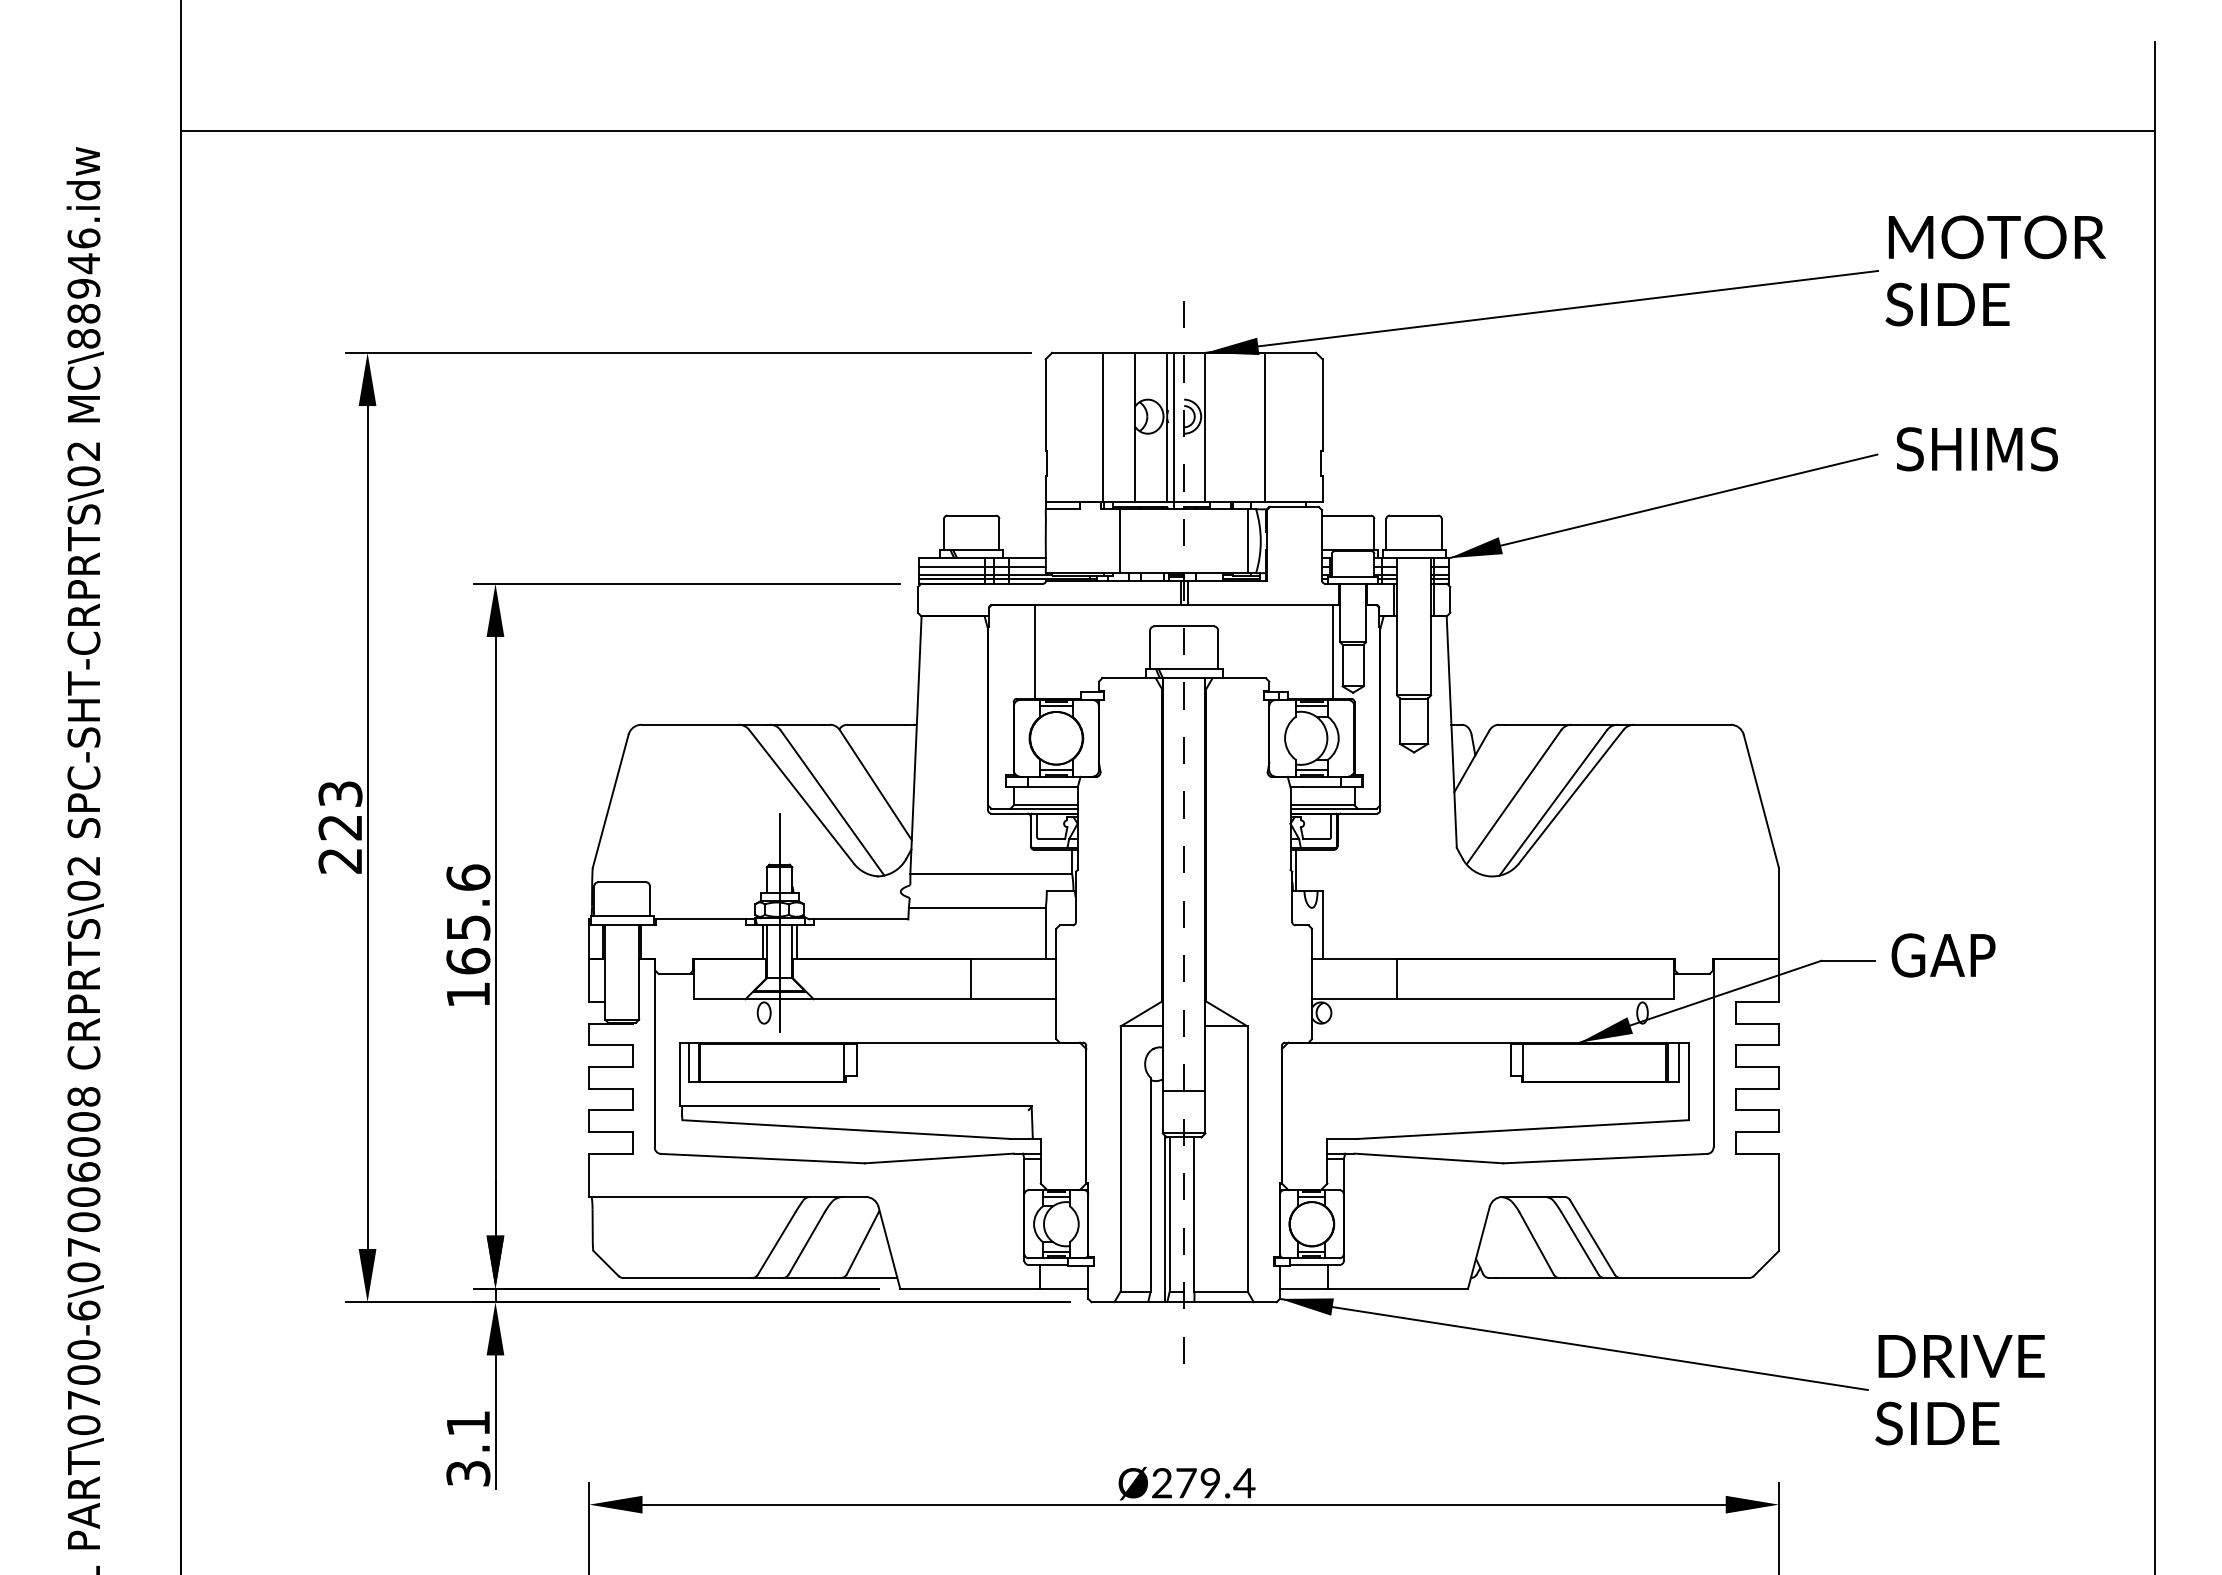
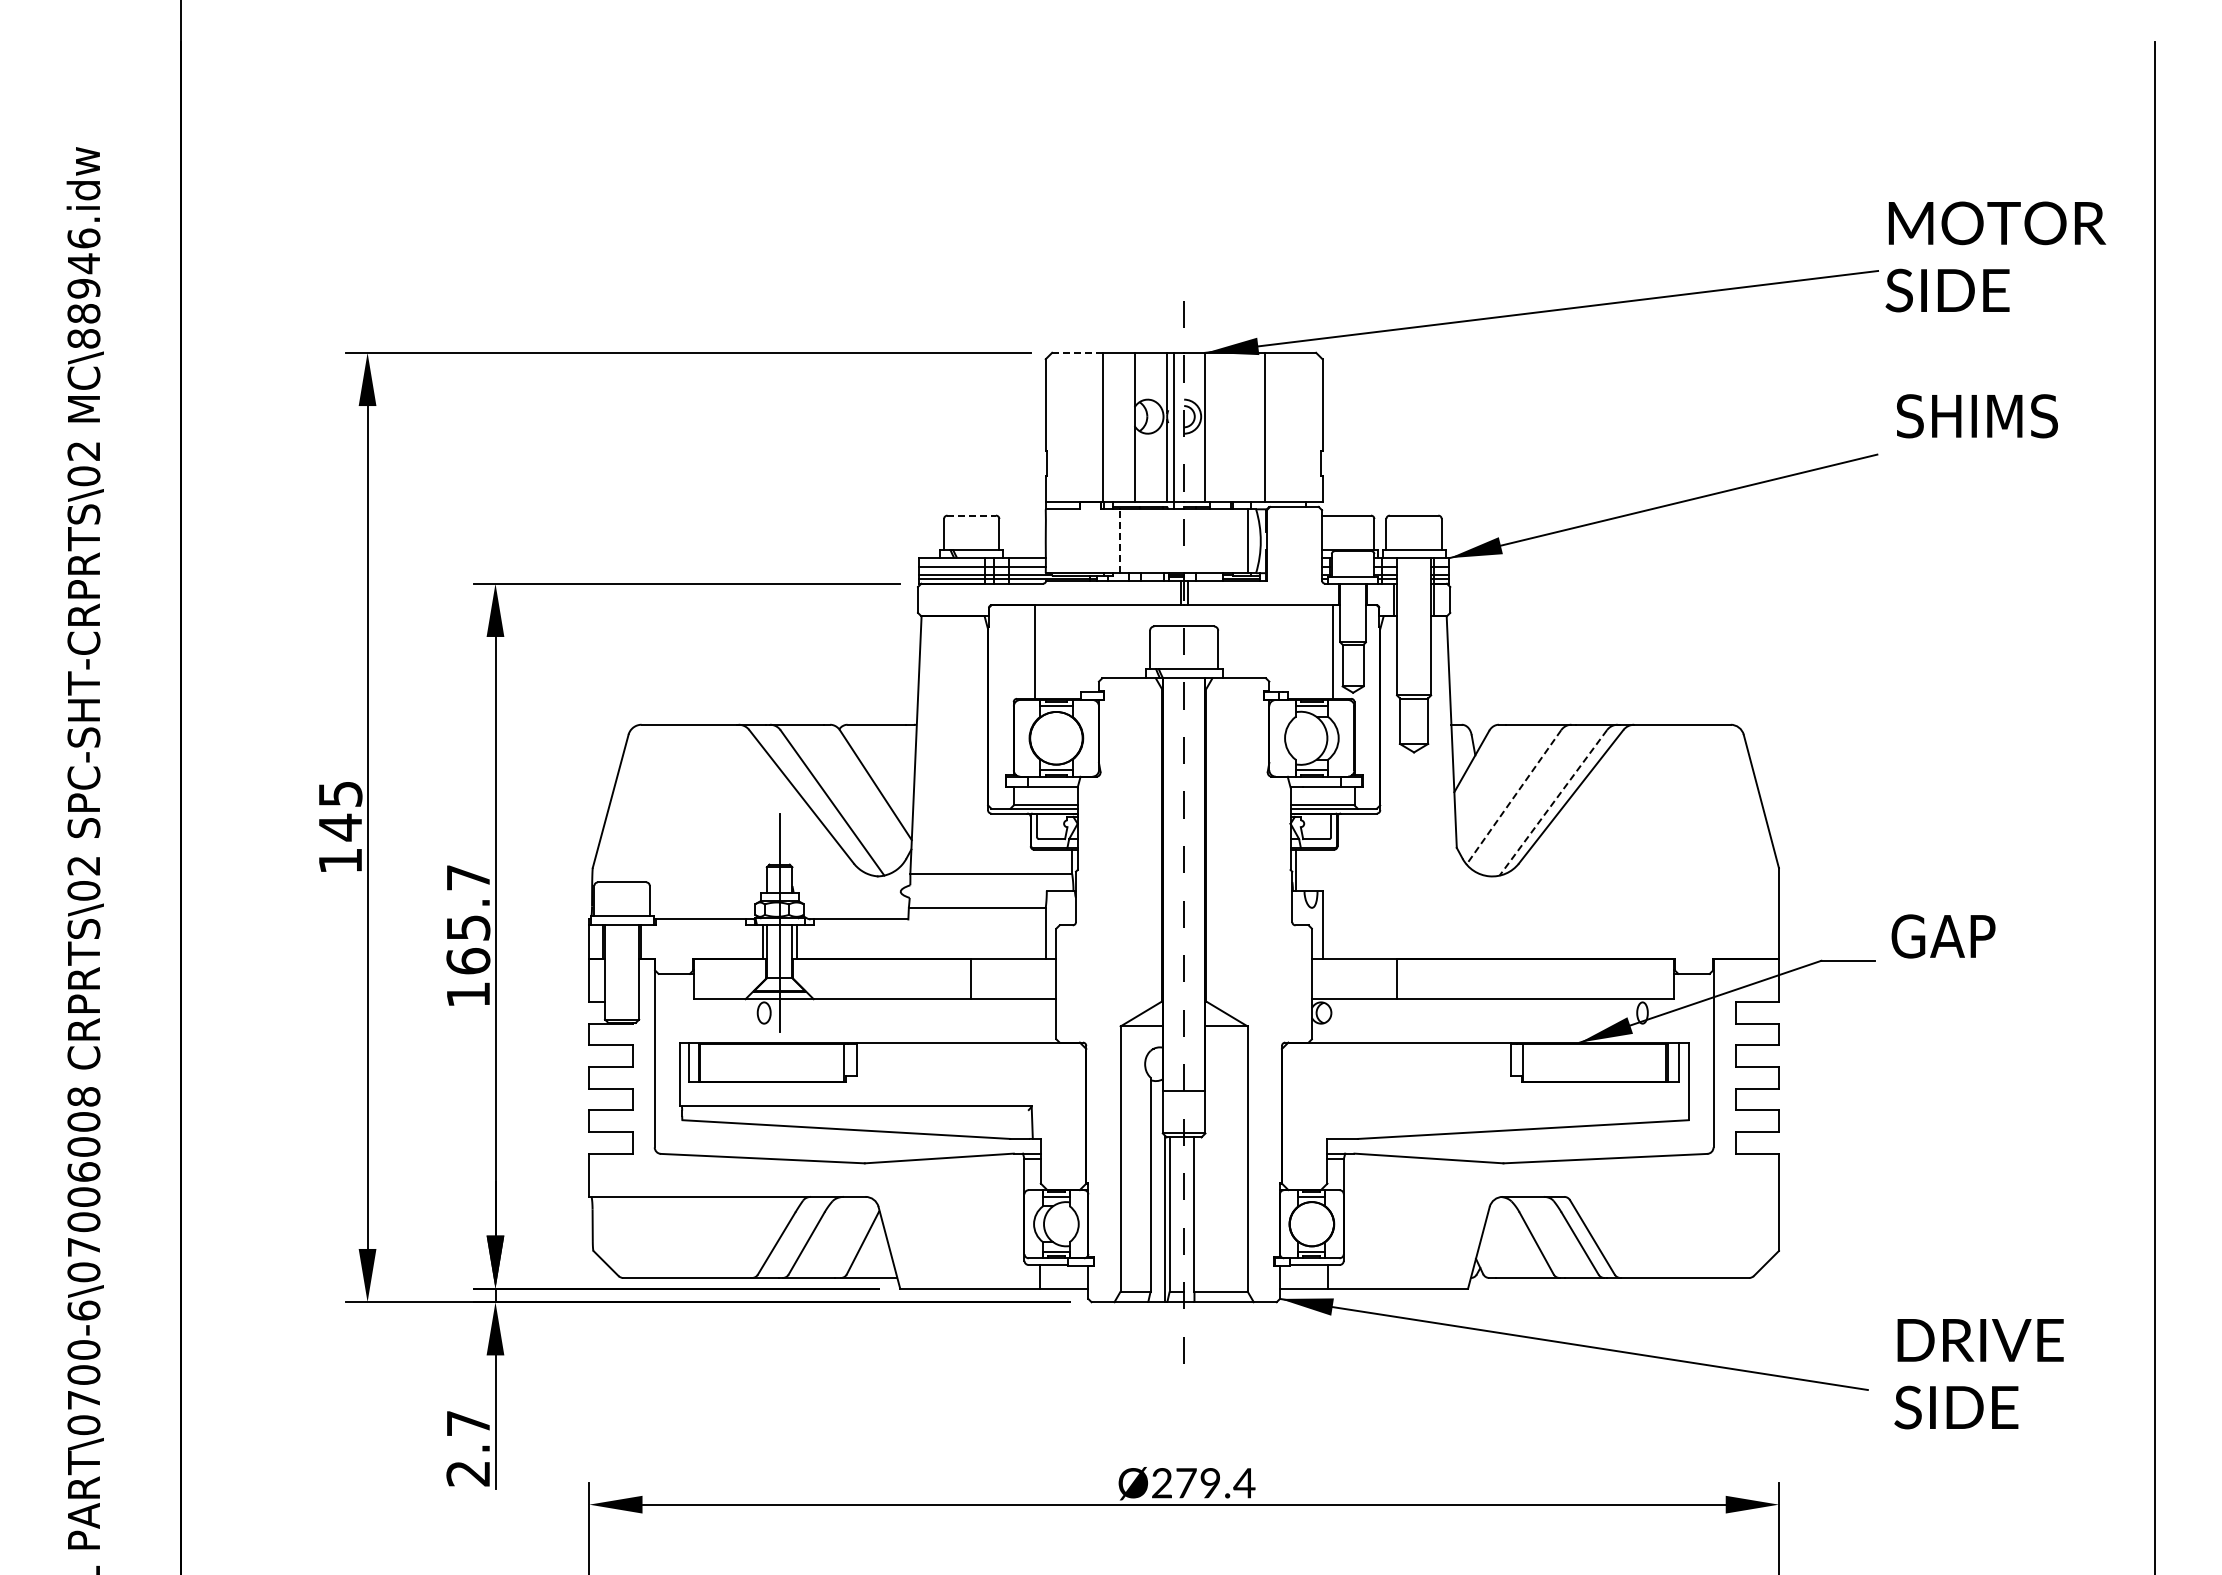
line: present -> none (1168, 130)
text position: (1995, 270) -> (1995, 256) (1995, 256)
line: solid -> dashed (1077, 352)
text position: (1977, 449) -> (1977, 416) (1977, 416)
line: solid -> dashed (972, 515)
line: solid -> dashed (1120, 541)
line: solid -> dashed (1514, 796)
line: solid -> dashed (1553, 803)
text: 223 -> 145 (339, 827)
text: 165.6 -> 165.7 (468, 877)
text position: (1943, 955) -> (1943, 936) (1943, 936)
text position: (1959, 1390) -> (1978, 1374) (1978, 1374)
text: 3.1 -> 2.7 (468, 1448)
